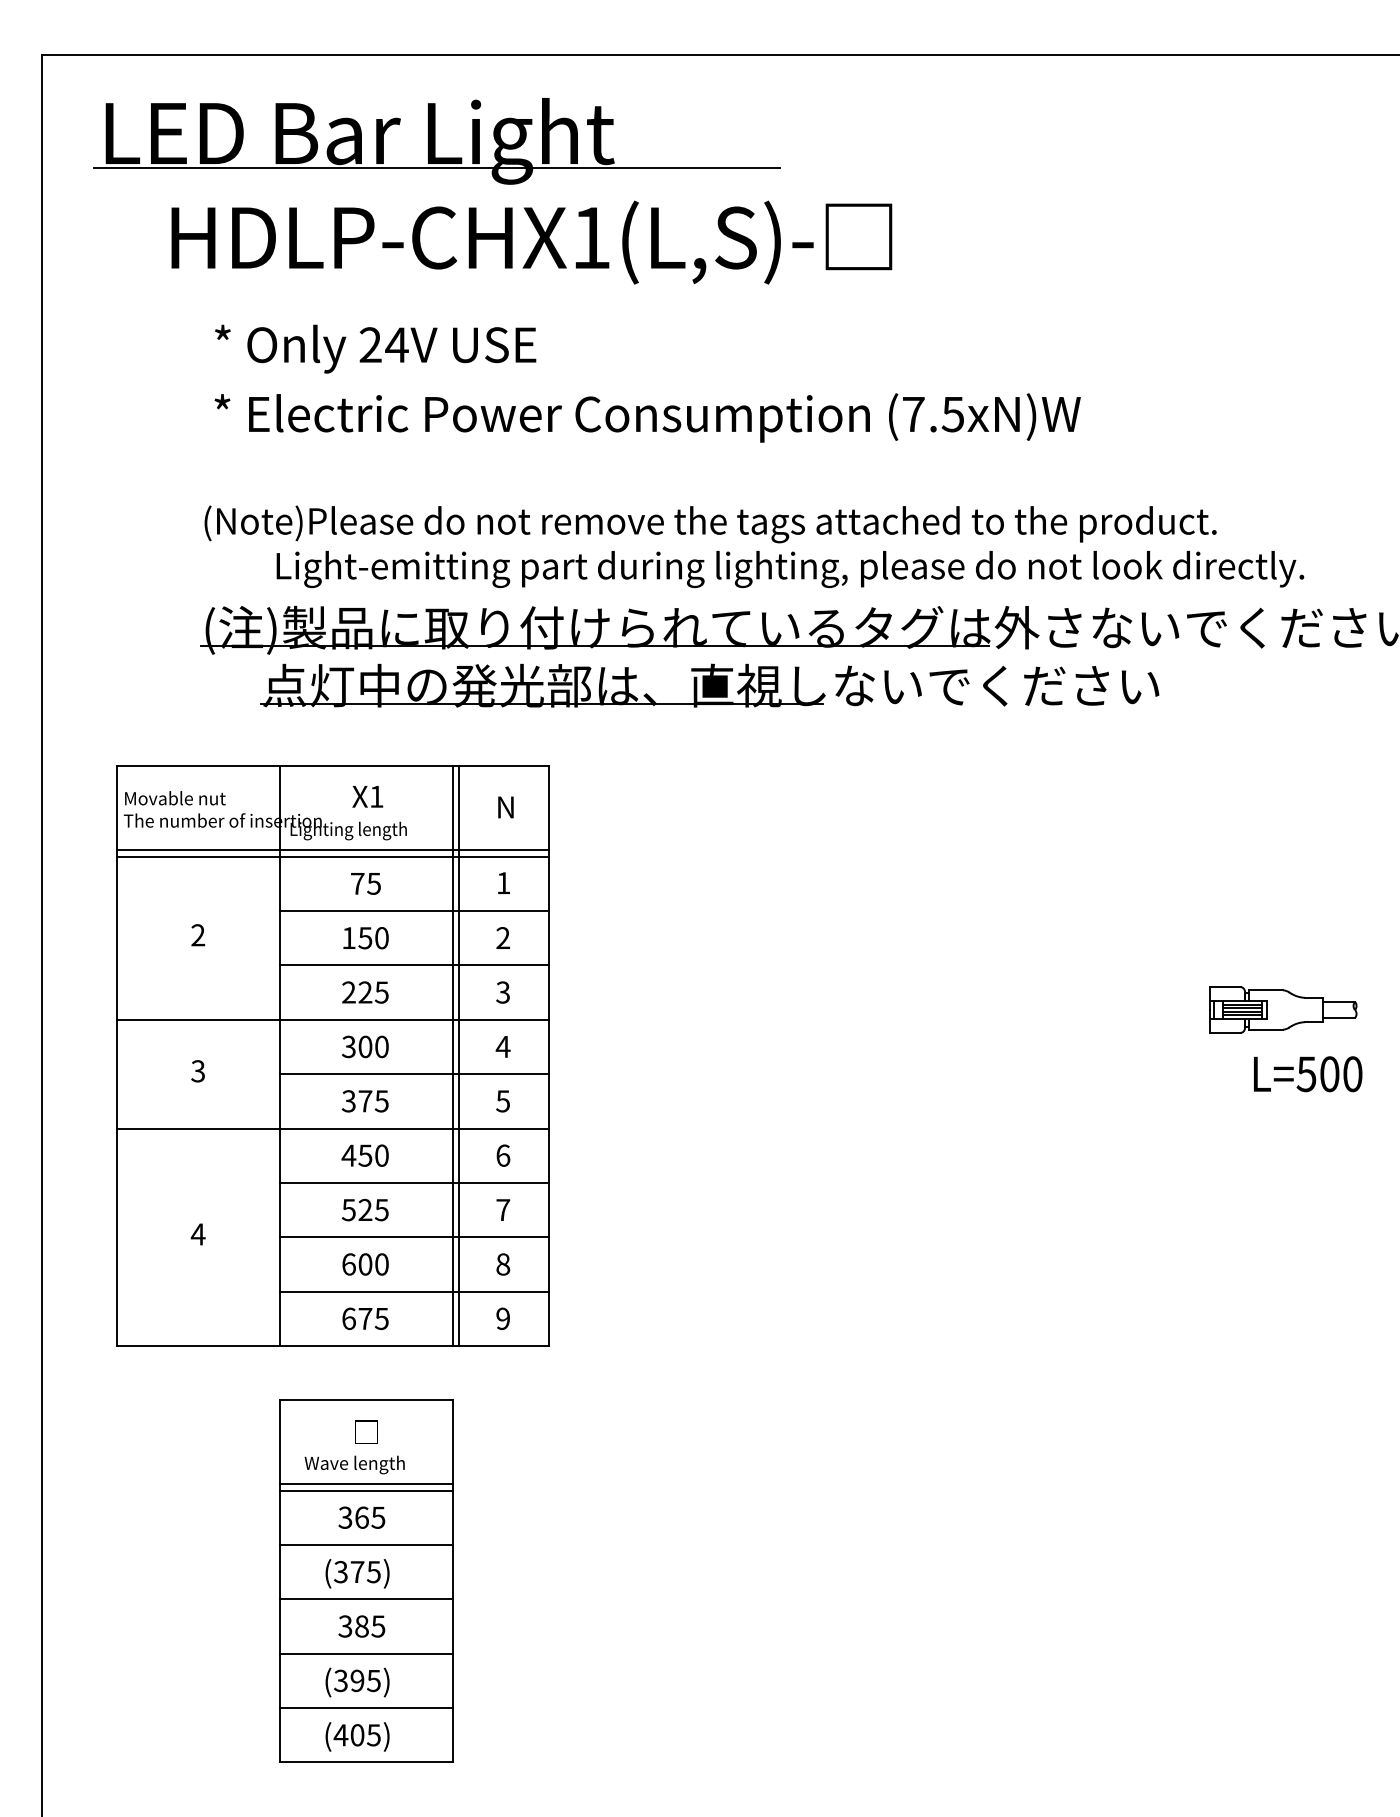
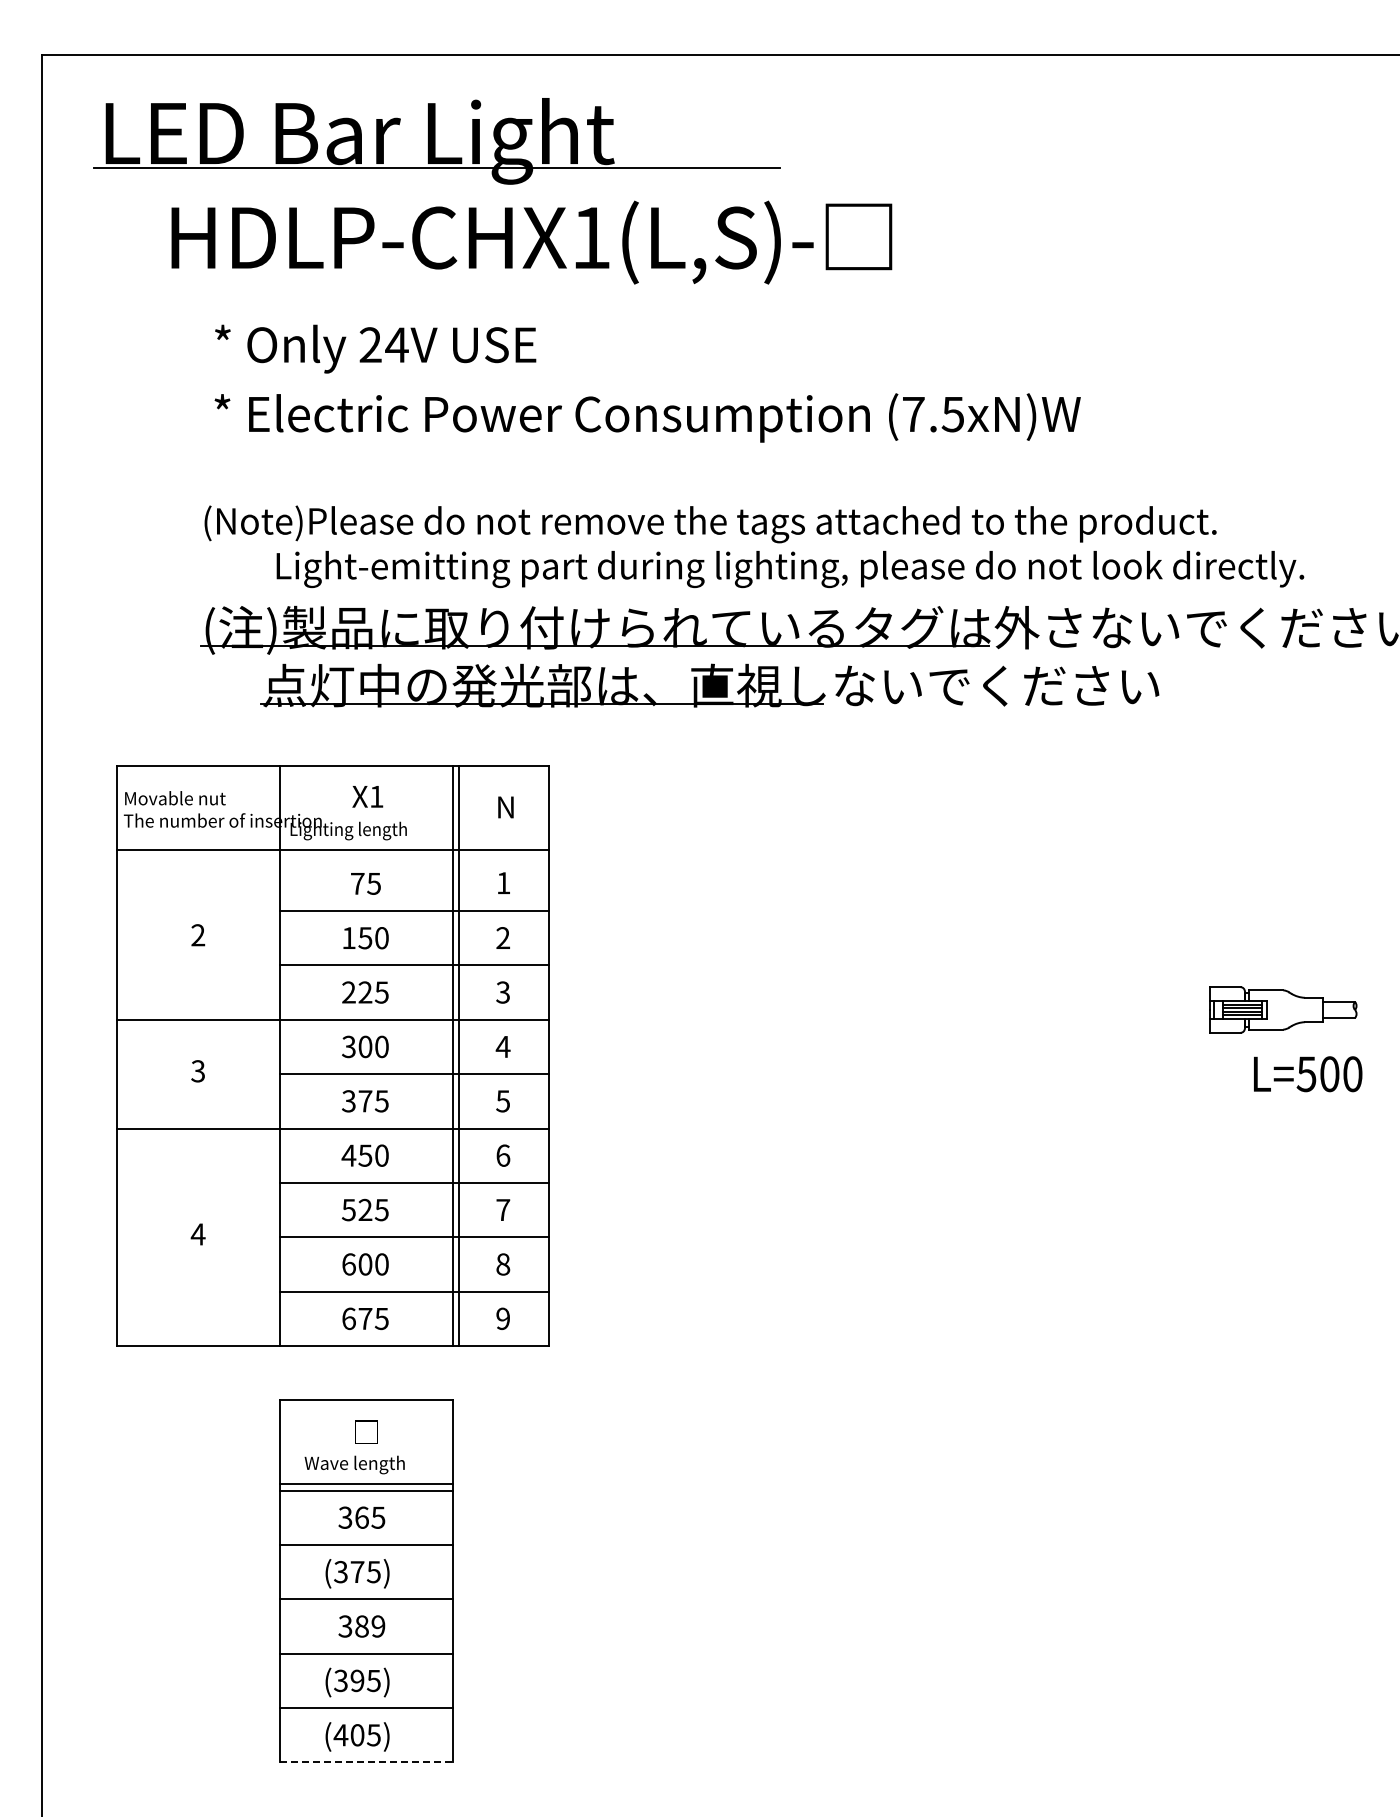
line: present -> none (332, 856)
text: 385 -> 389 (378, 1626)
line: solid -> dashed (367, 1762)
